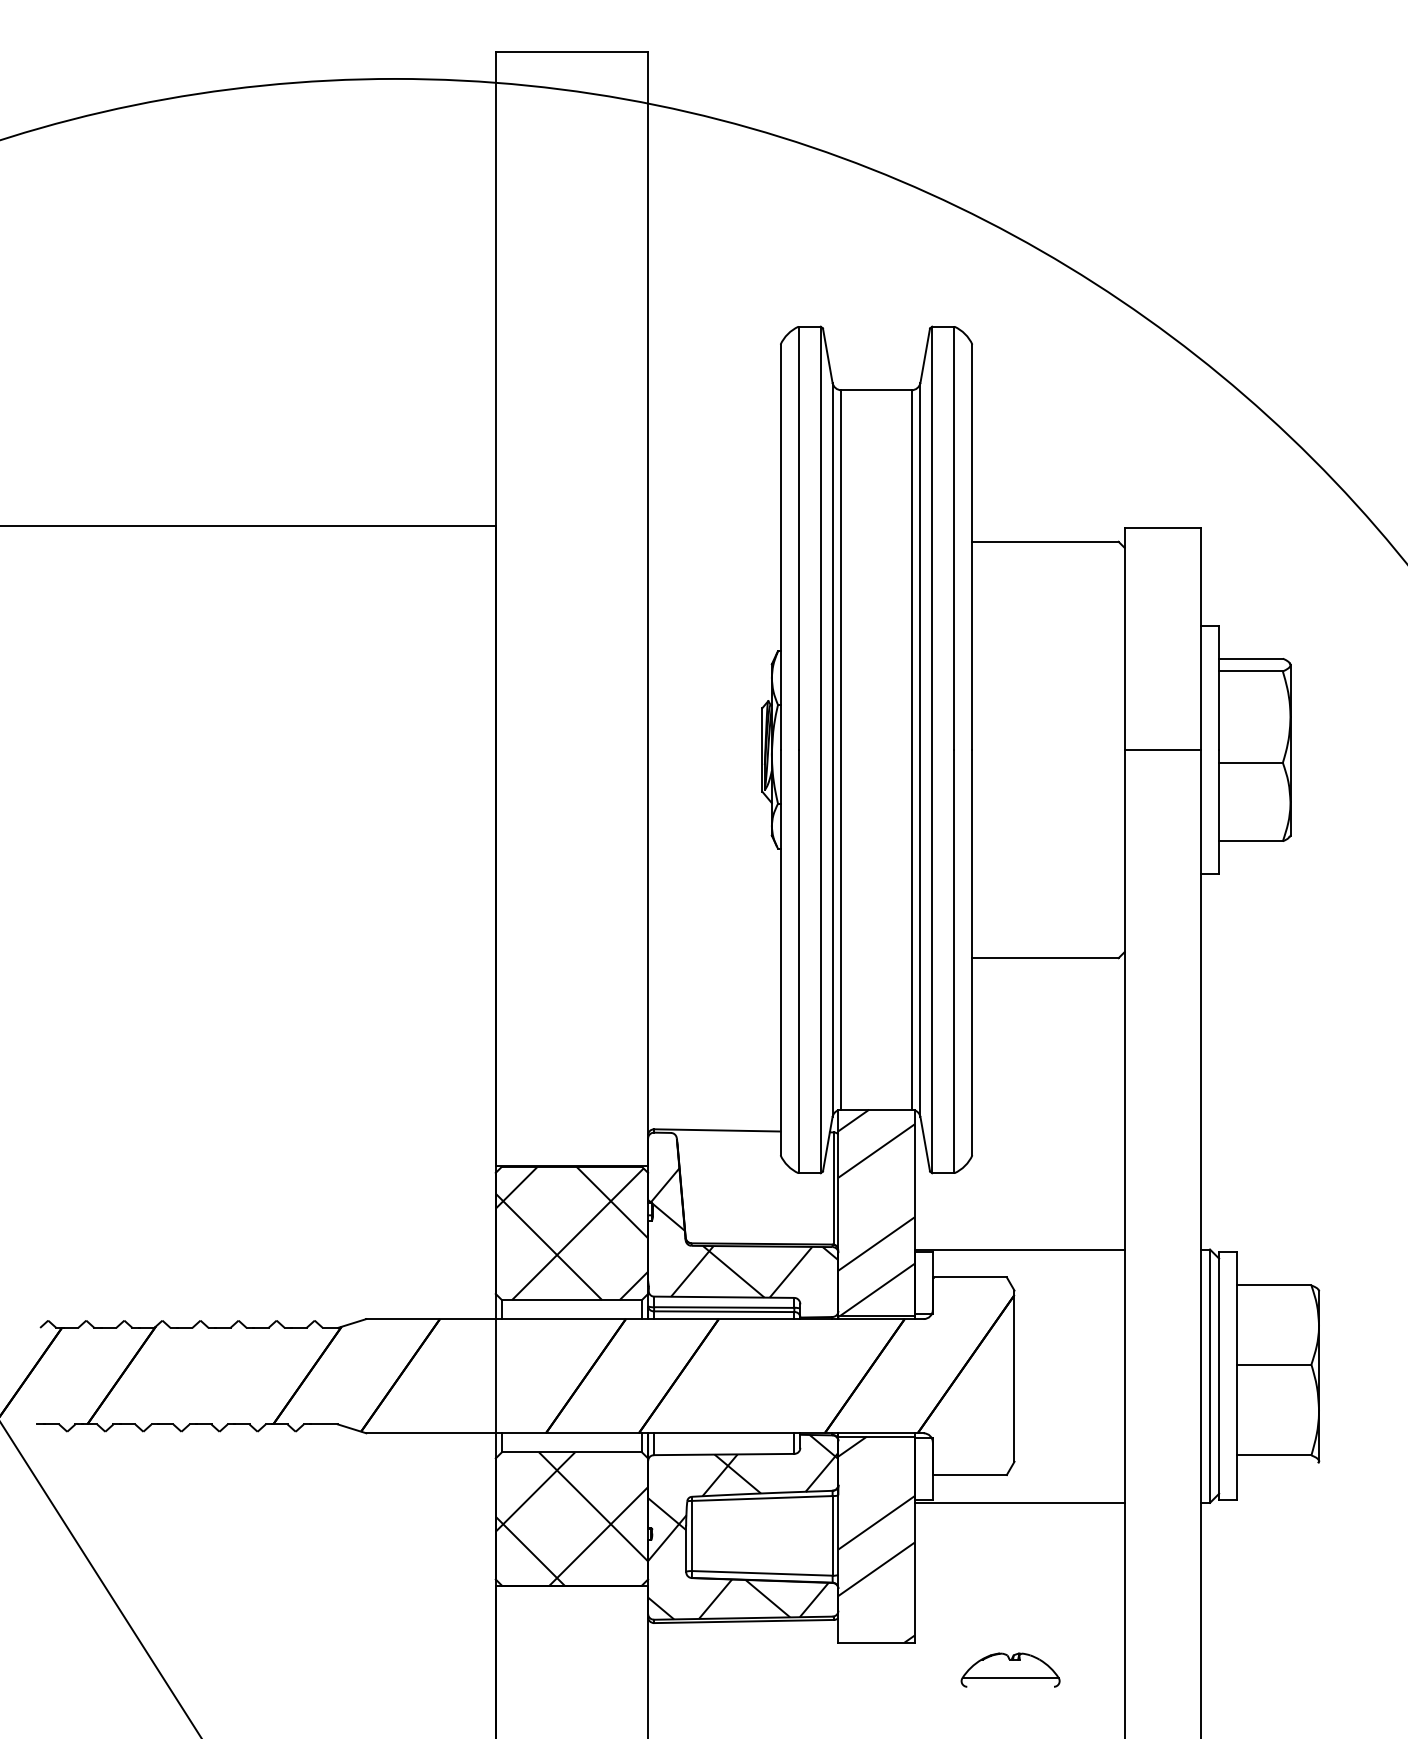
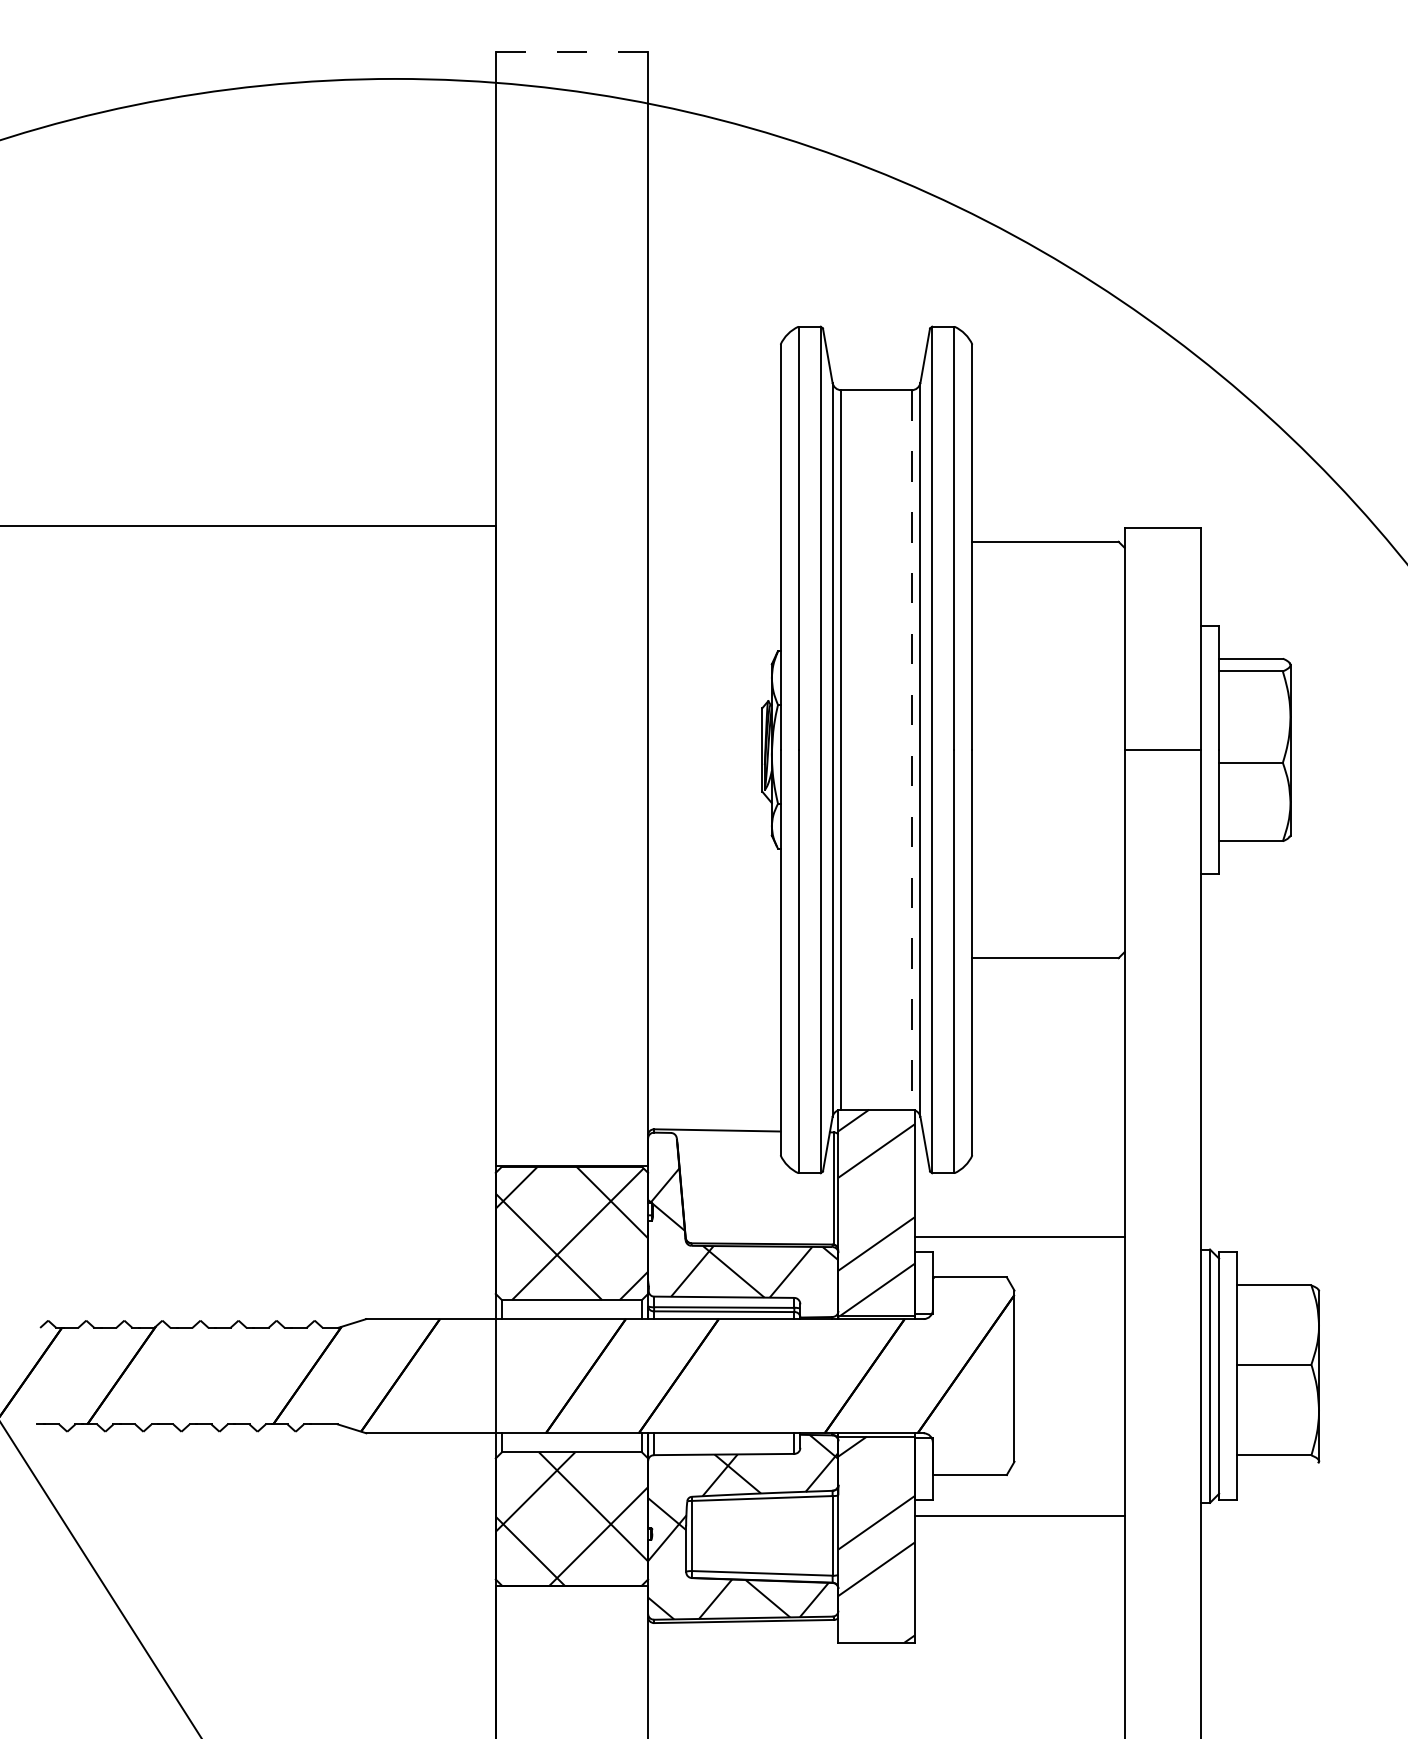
line: solid -> dashed (571, 52)
line: solid -> dashed (911, 749)
line position: (1019, 1249) -> (1019, 1236) (1019, 1236)
line position: (1019, 1502) -> (1019, 1515) (1019, 1515)
part: present -> none (1010, 1669)
